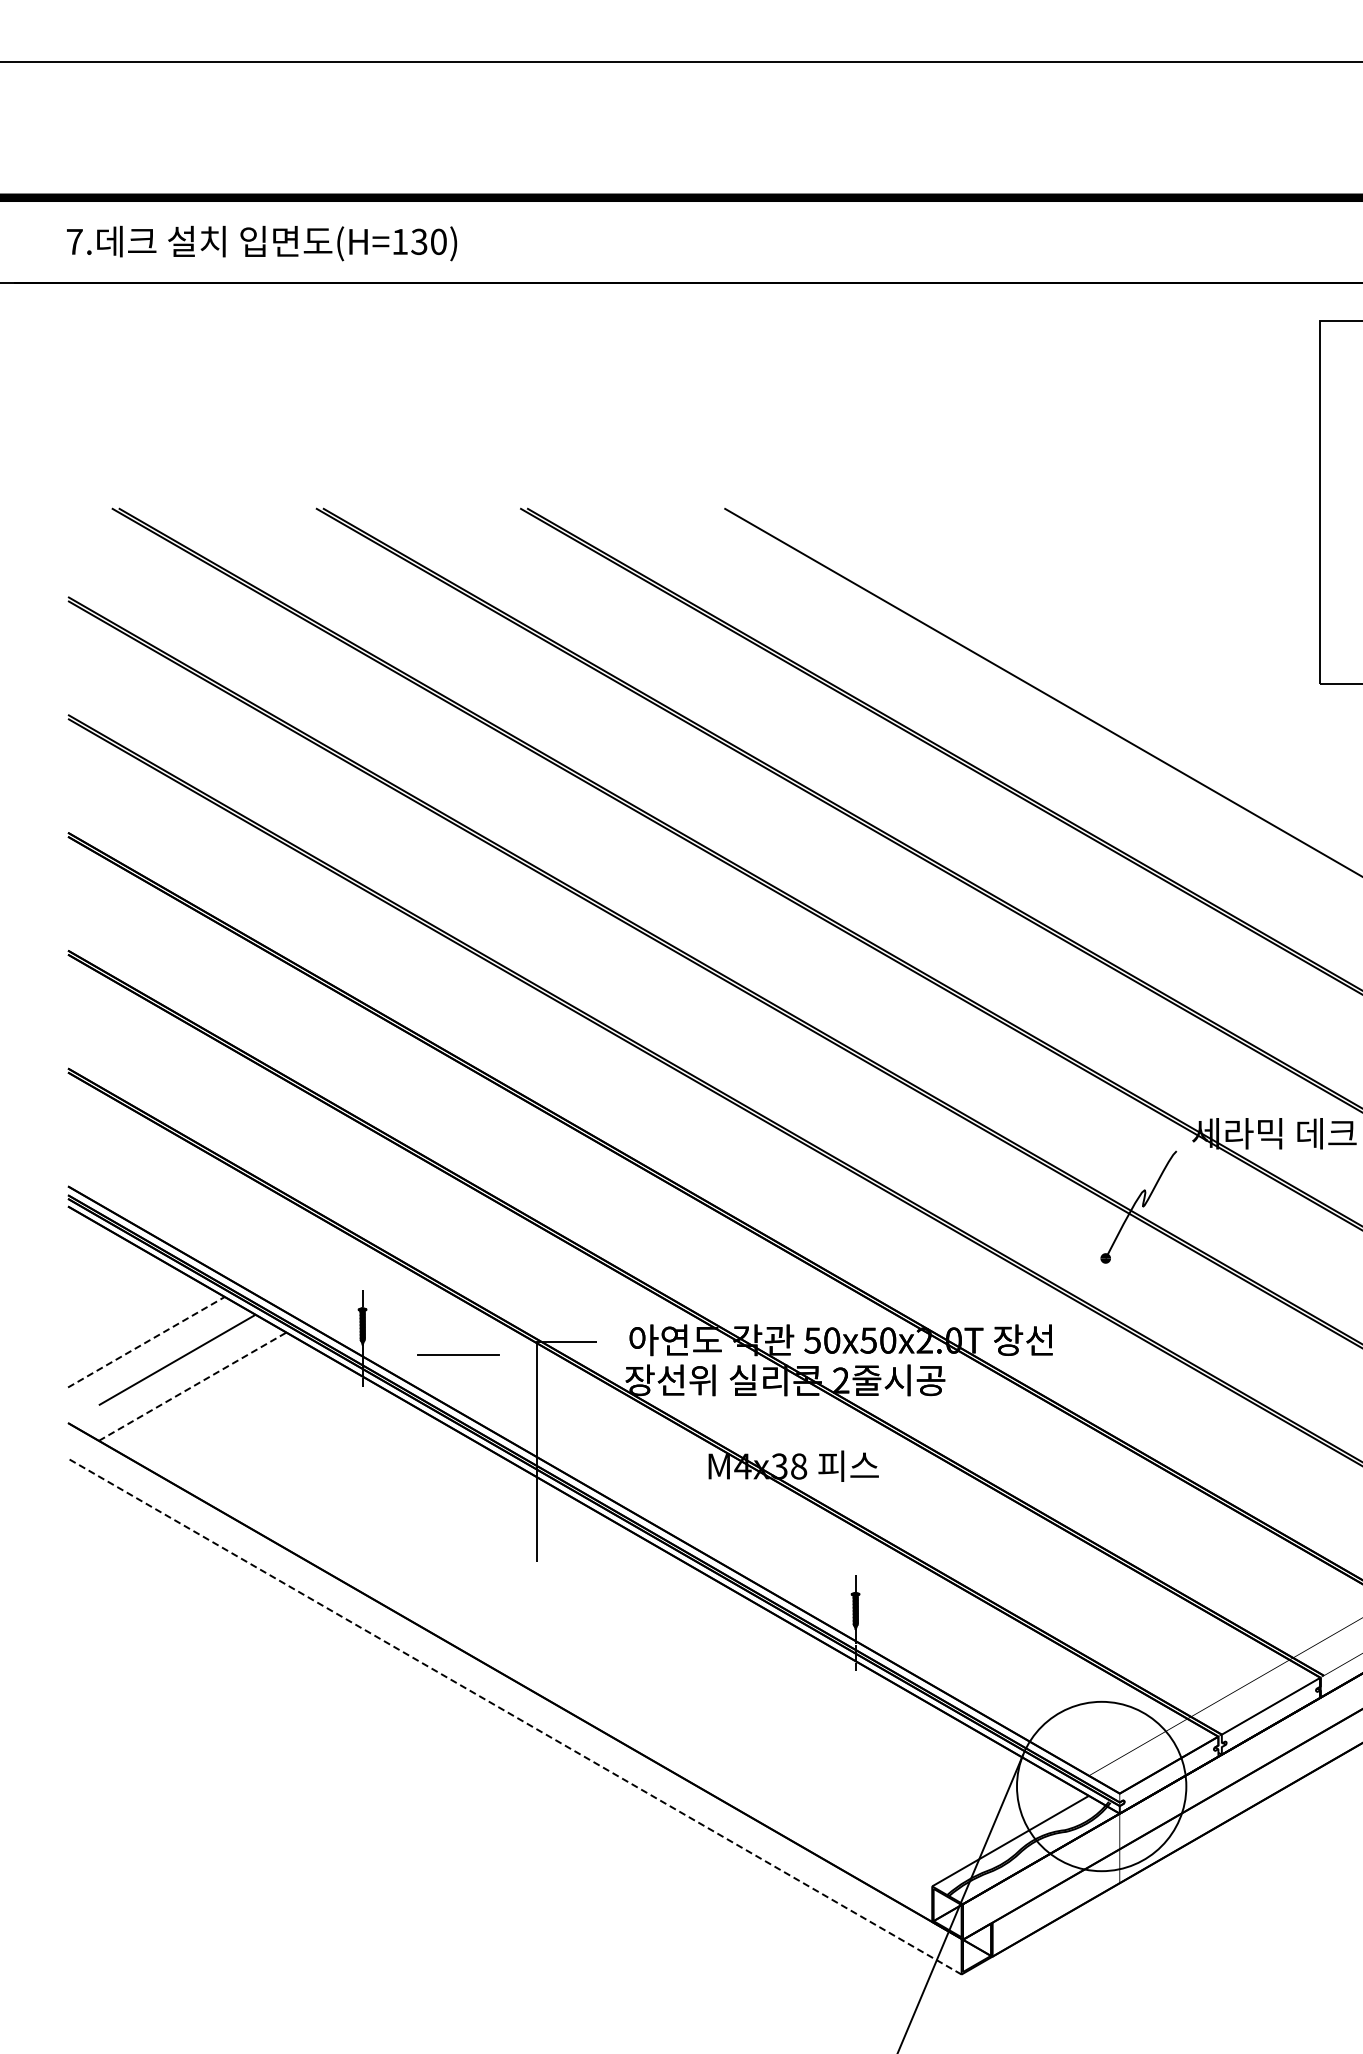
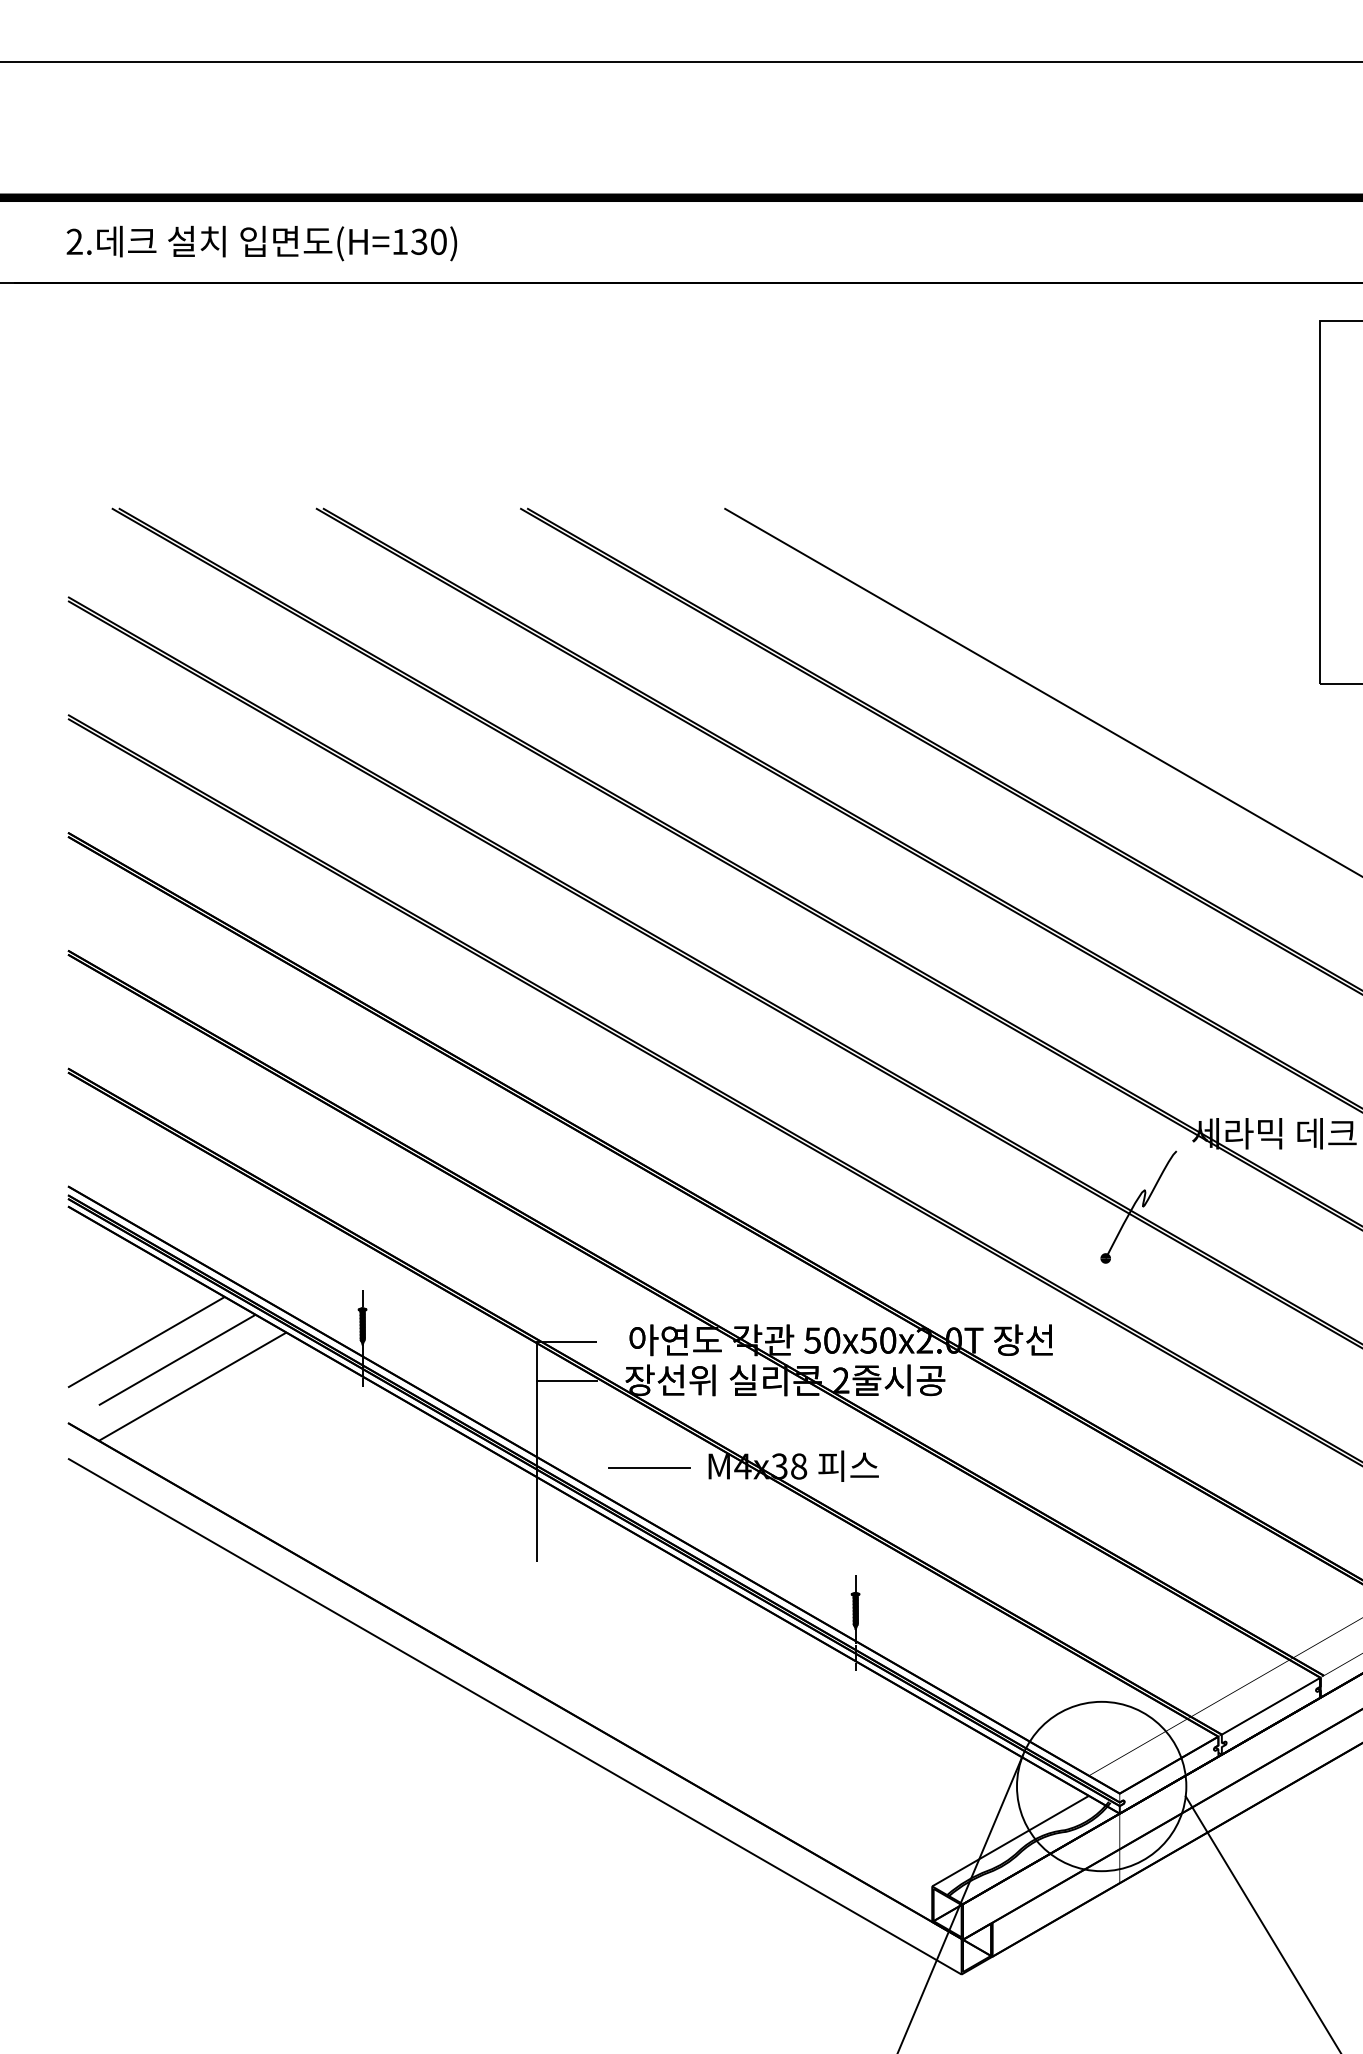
text: 7. -> 2. (74, 241)
line: dashed -> solid (146, 1341)
line position: (458, 1354) -> (649, 1467) (649, 1467)
line: none -> present (566, 1380)
line: dashed -> solid (193, 1386)
line: dashed -> solid (514, 1716)
line: none -> present (1262, 1923)
